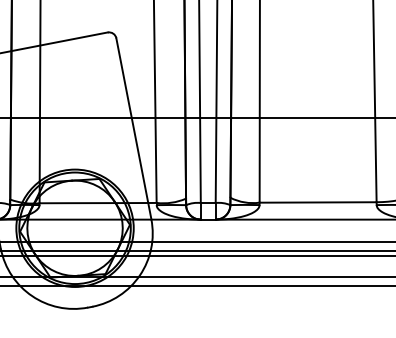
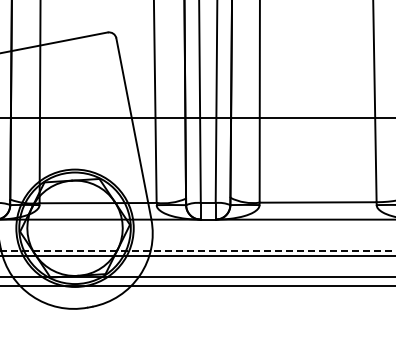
line: present -> none (197, 241)
line: solid -> dashed (197, 250)
